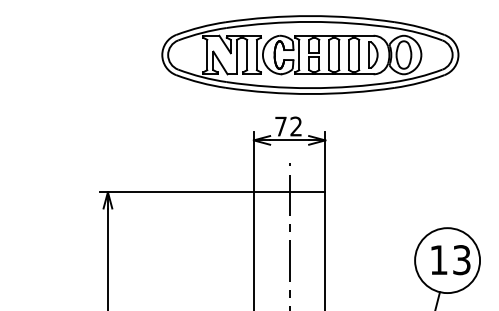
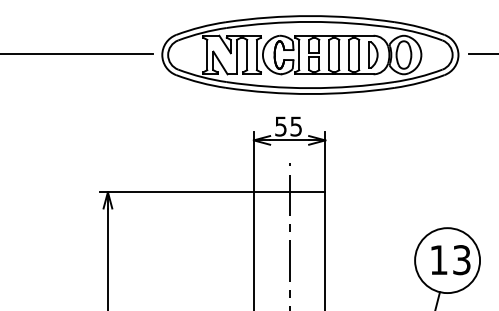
line: none -> present (77, 53)
line: none -> present (481, 53)
text: 72 -> 55 (288, 126)
